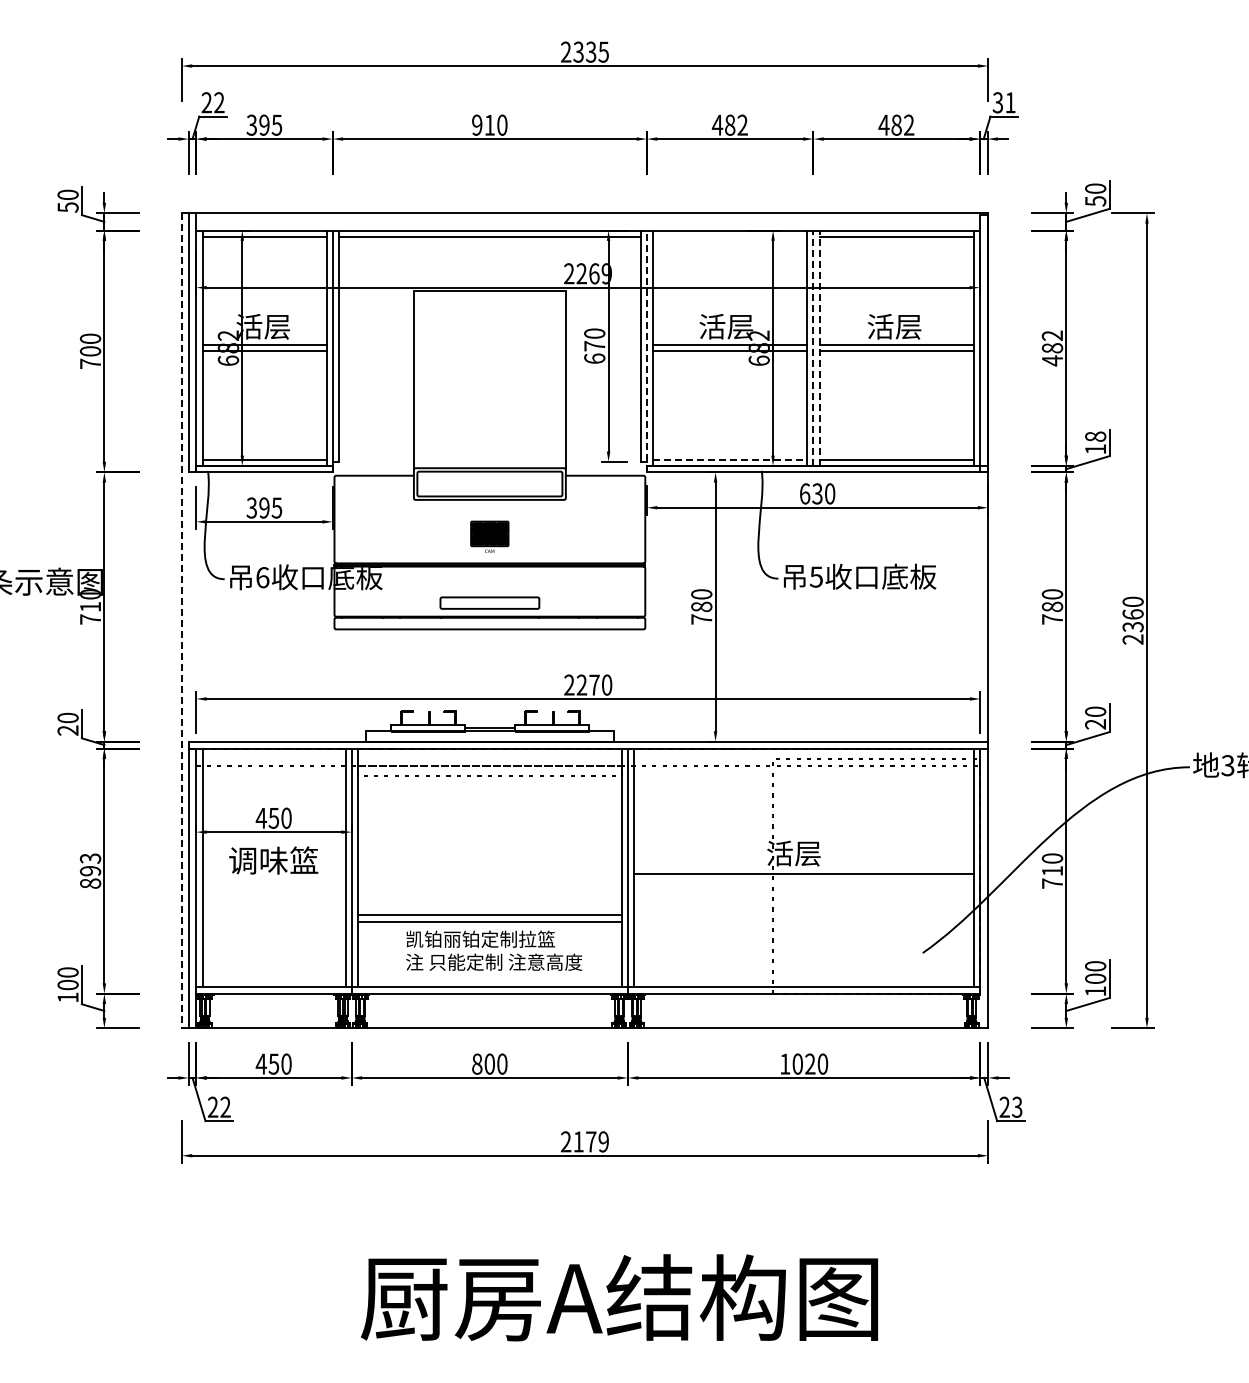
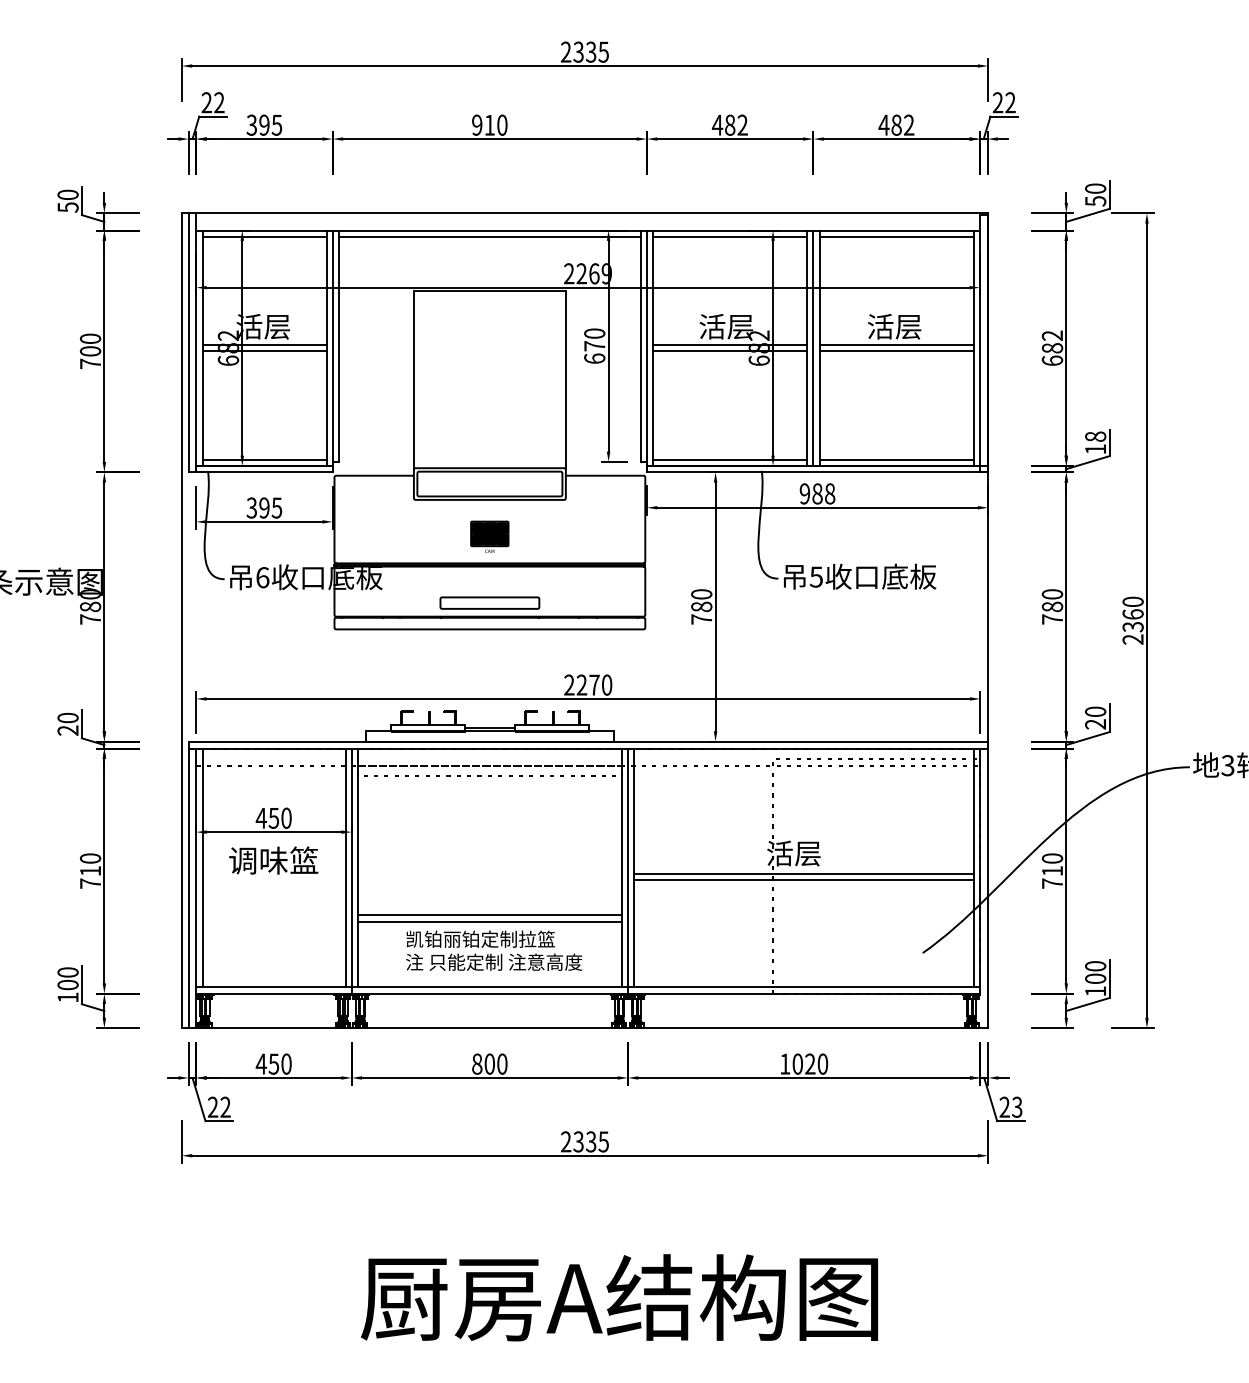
text: 31 -> 22 (1003, 102)
line: none -> present (730, 236)
line: dashed -> solid (813, 348)
line: dashed -> solid (819, 348)
line: dashed -> solid (647, 351)
text: 482 -> 682 (1052, 360)
line: dashed -> solid (730, 459)
text: 630 -> 988 (817, 493)
text: 710 -> 780 (90, 606)
line: dashed -> solid (181, 621)
text: 893 -> 710 (90, 870)
line: none -> present (804, 879)
text: 2179 -> 2335 (590, 1141)
